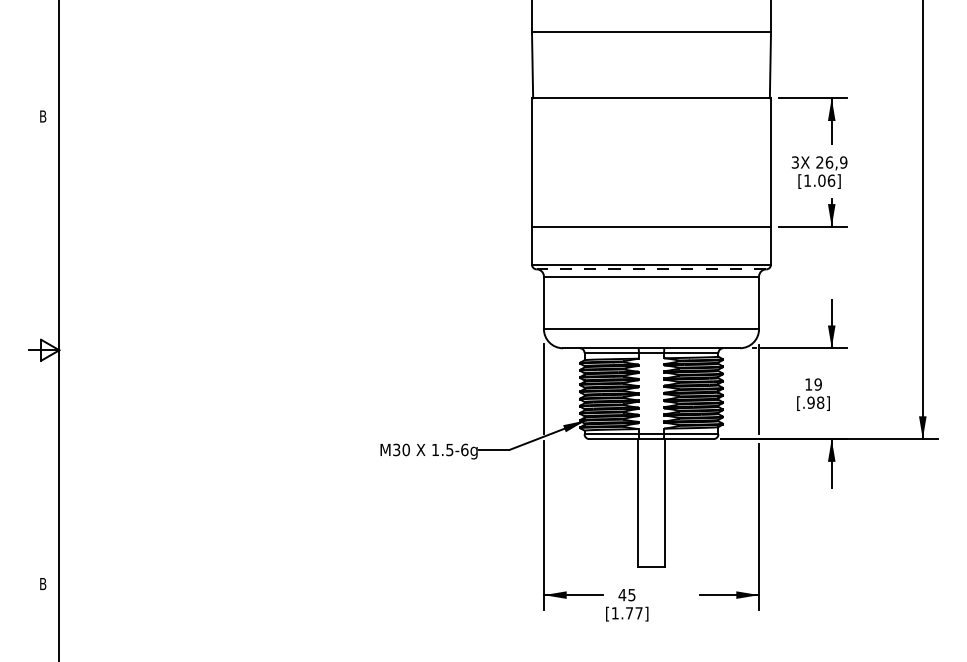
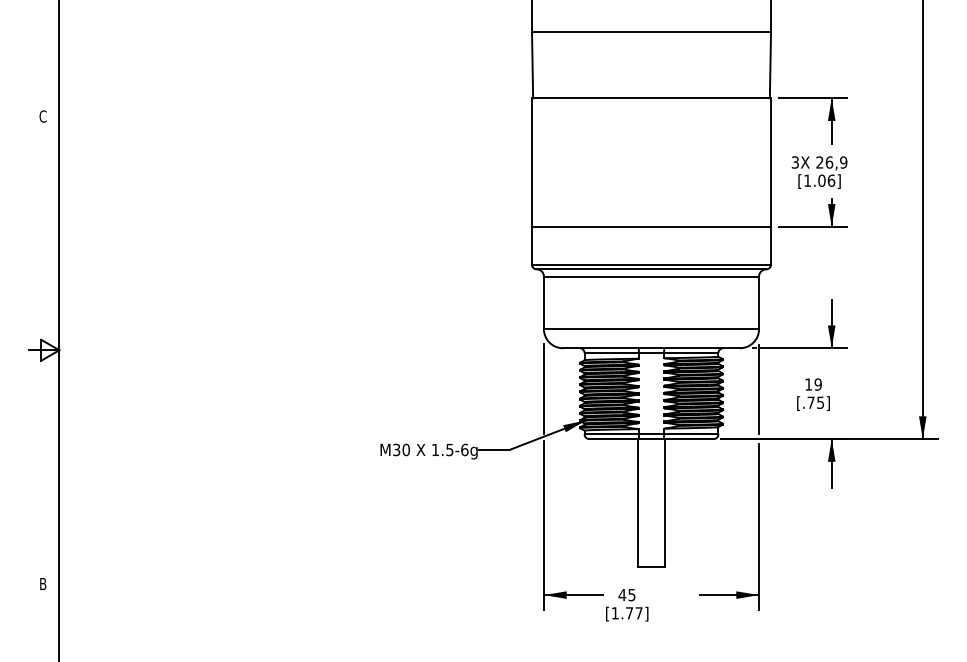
text: B -> C (42, 116)
line: dashed -> solid (651, 269)
text: [.98] -> [.75] (815, 402)
